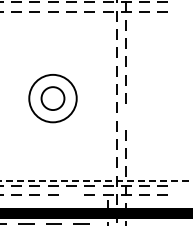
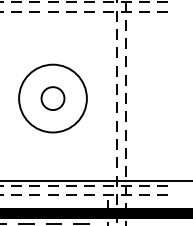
circle diameter: 47 px -> 68 px (52, 98)
line: none -> present (125, 116)
line: dashed -> solid (96, 181)
line: none -> present (71, 194)
